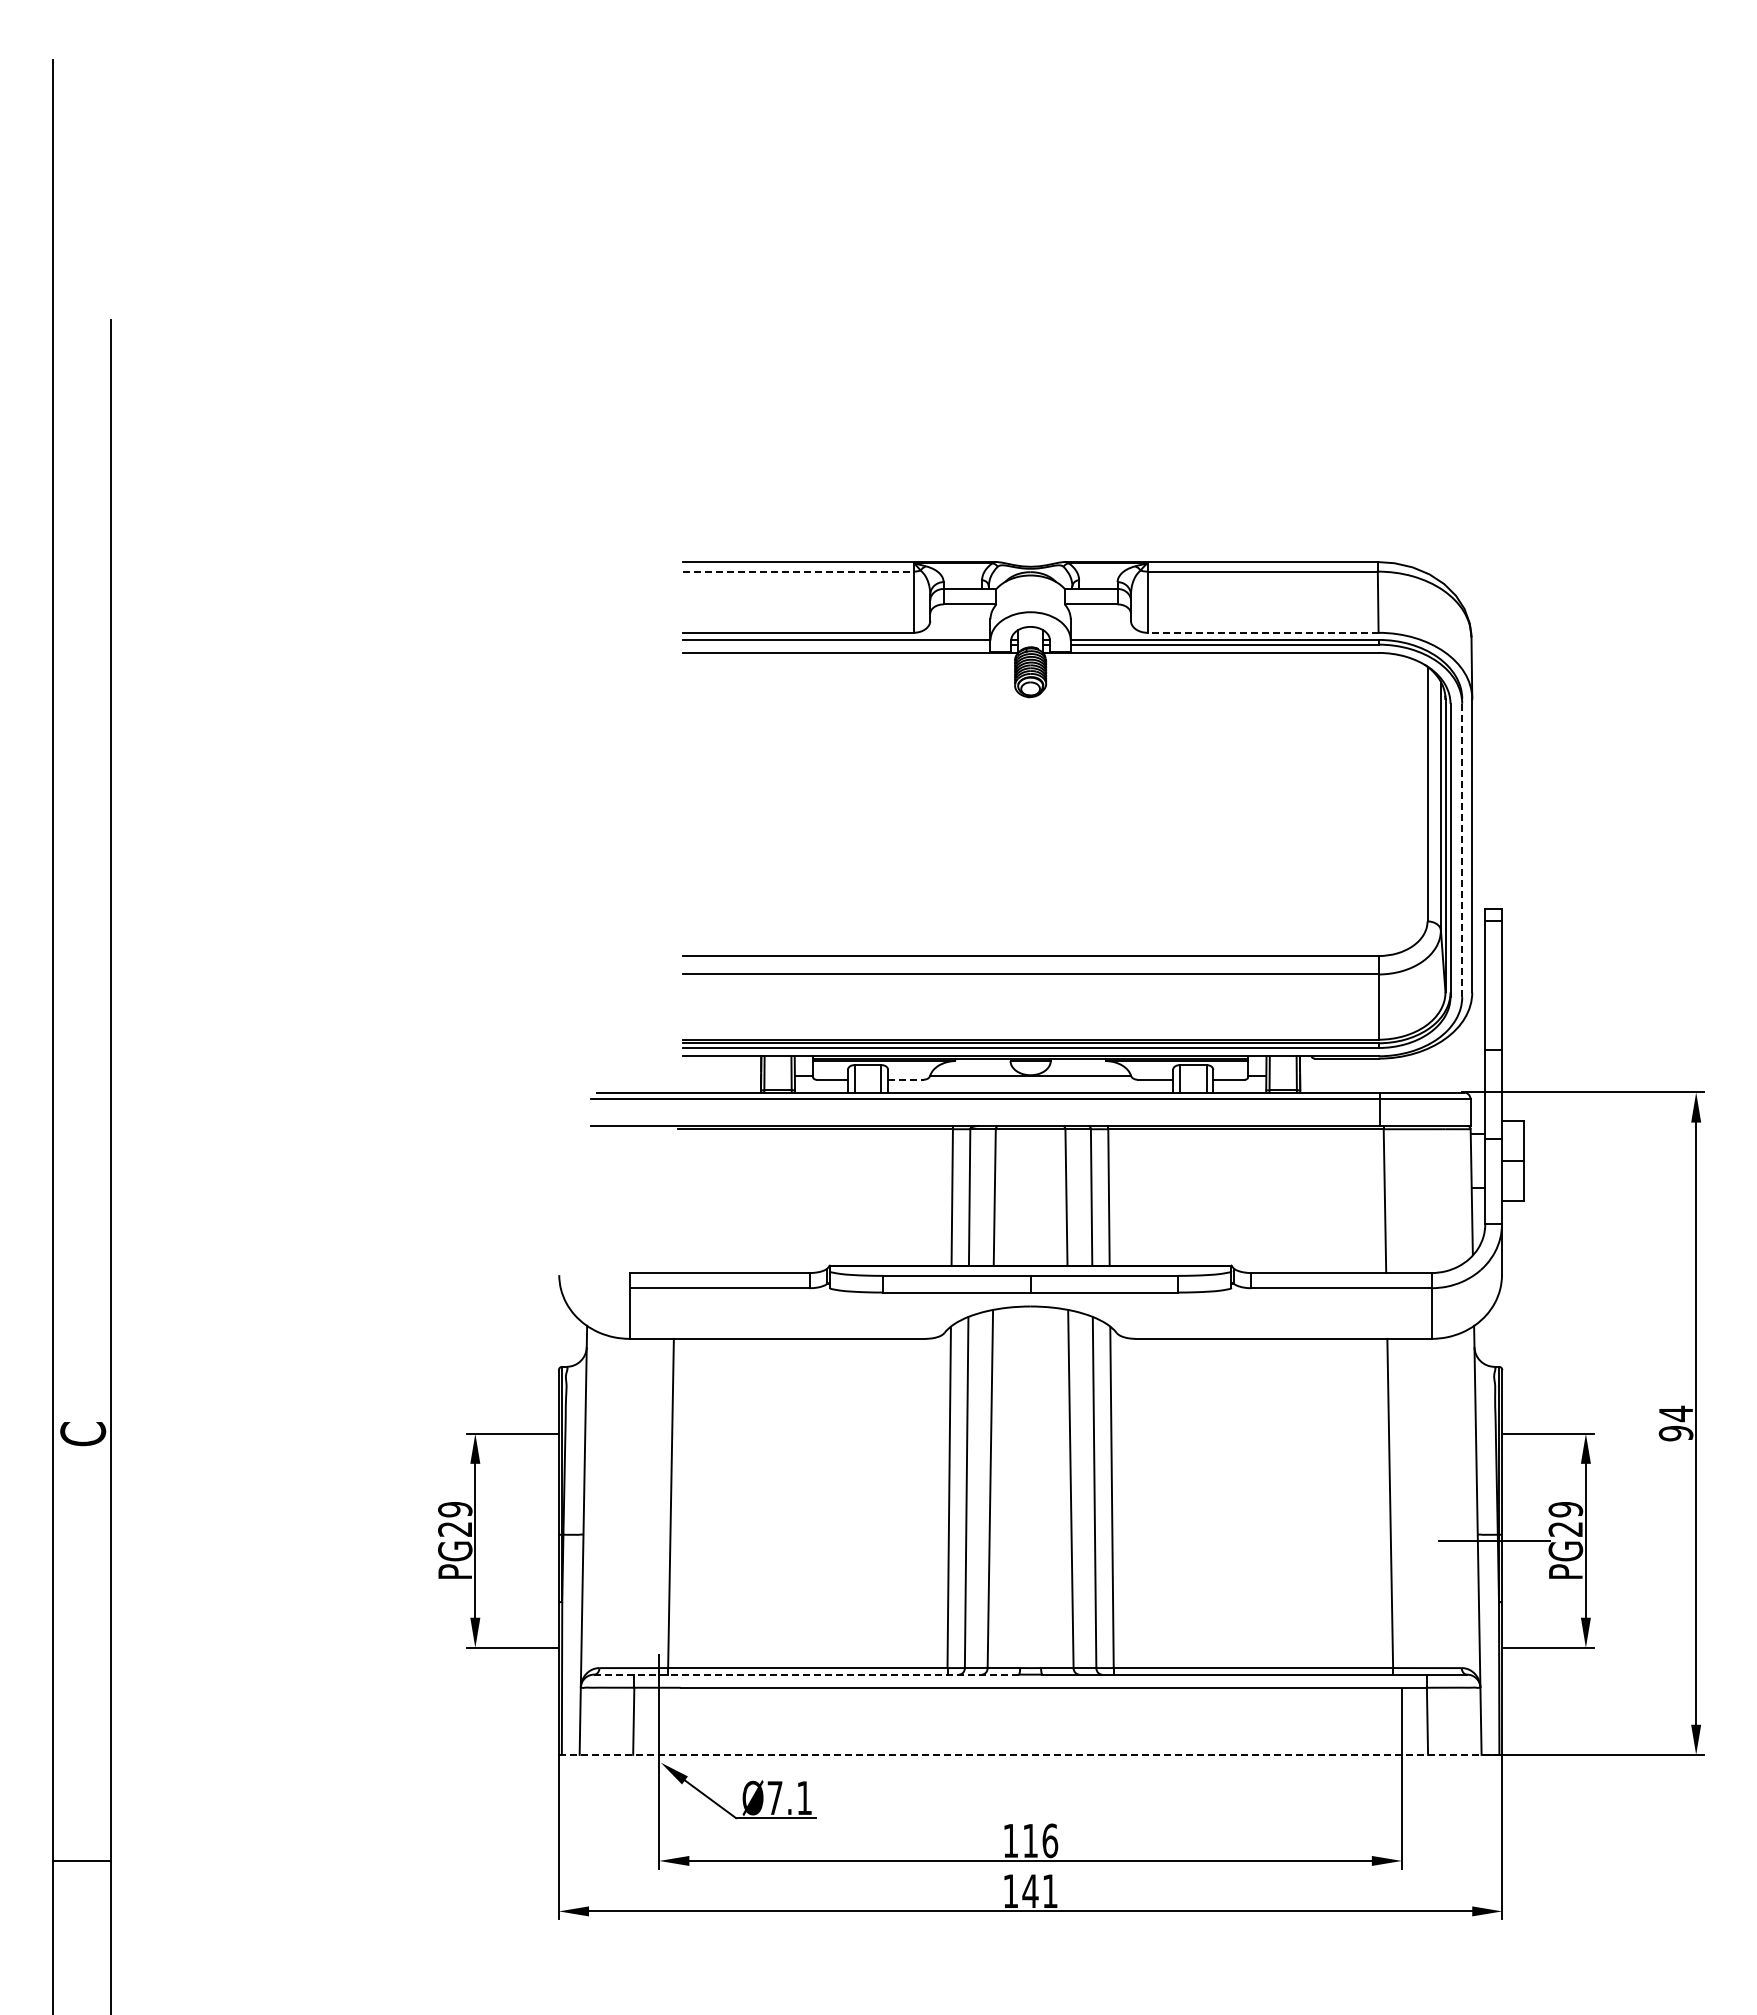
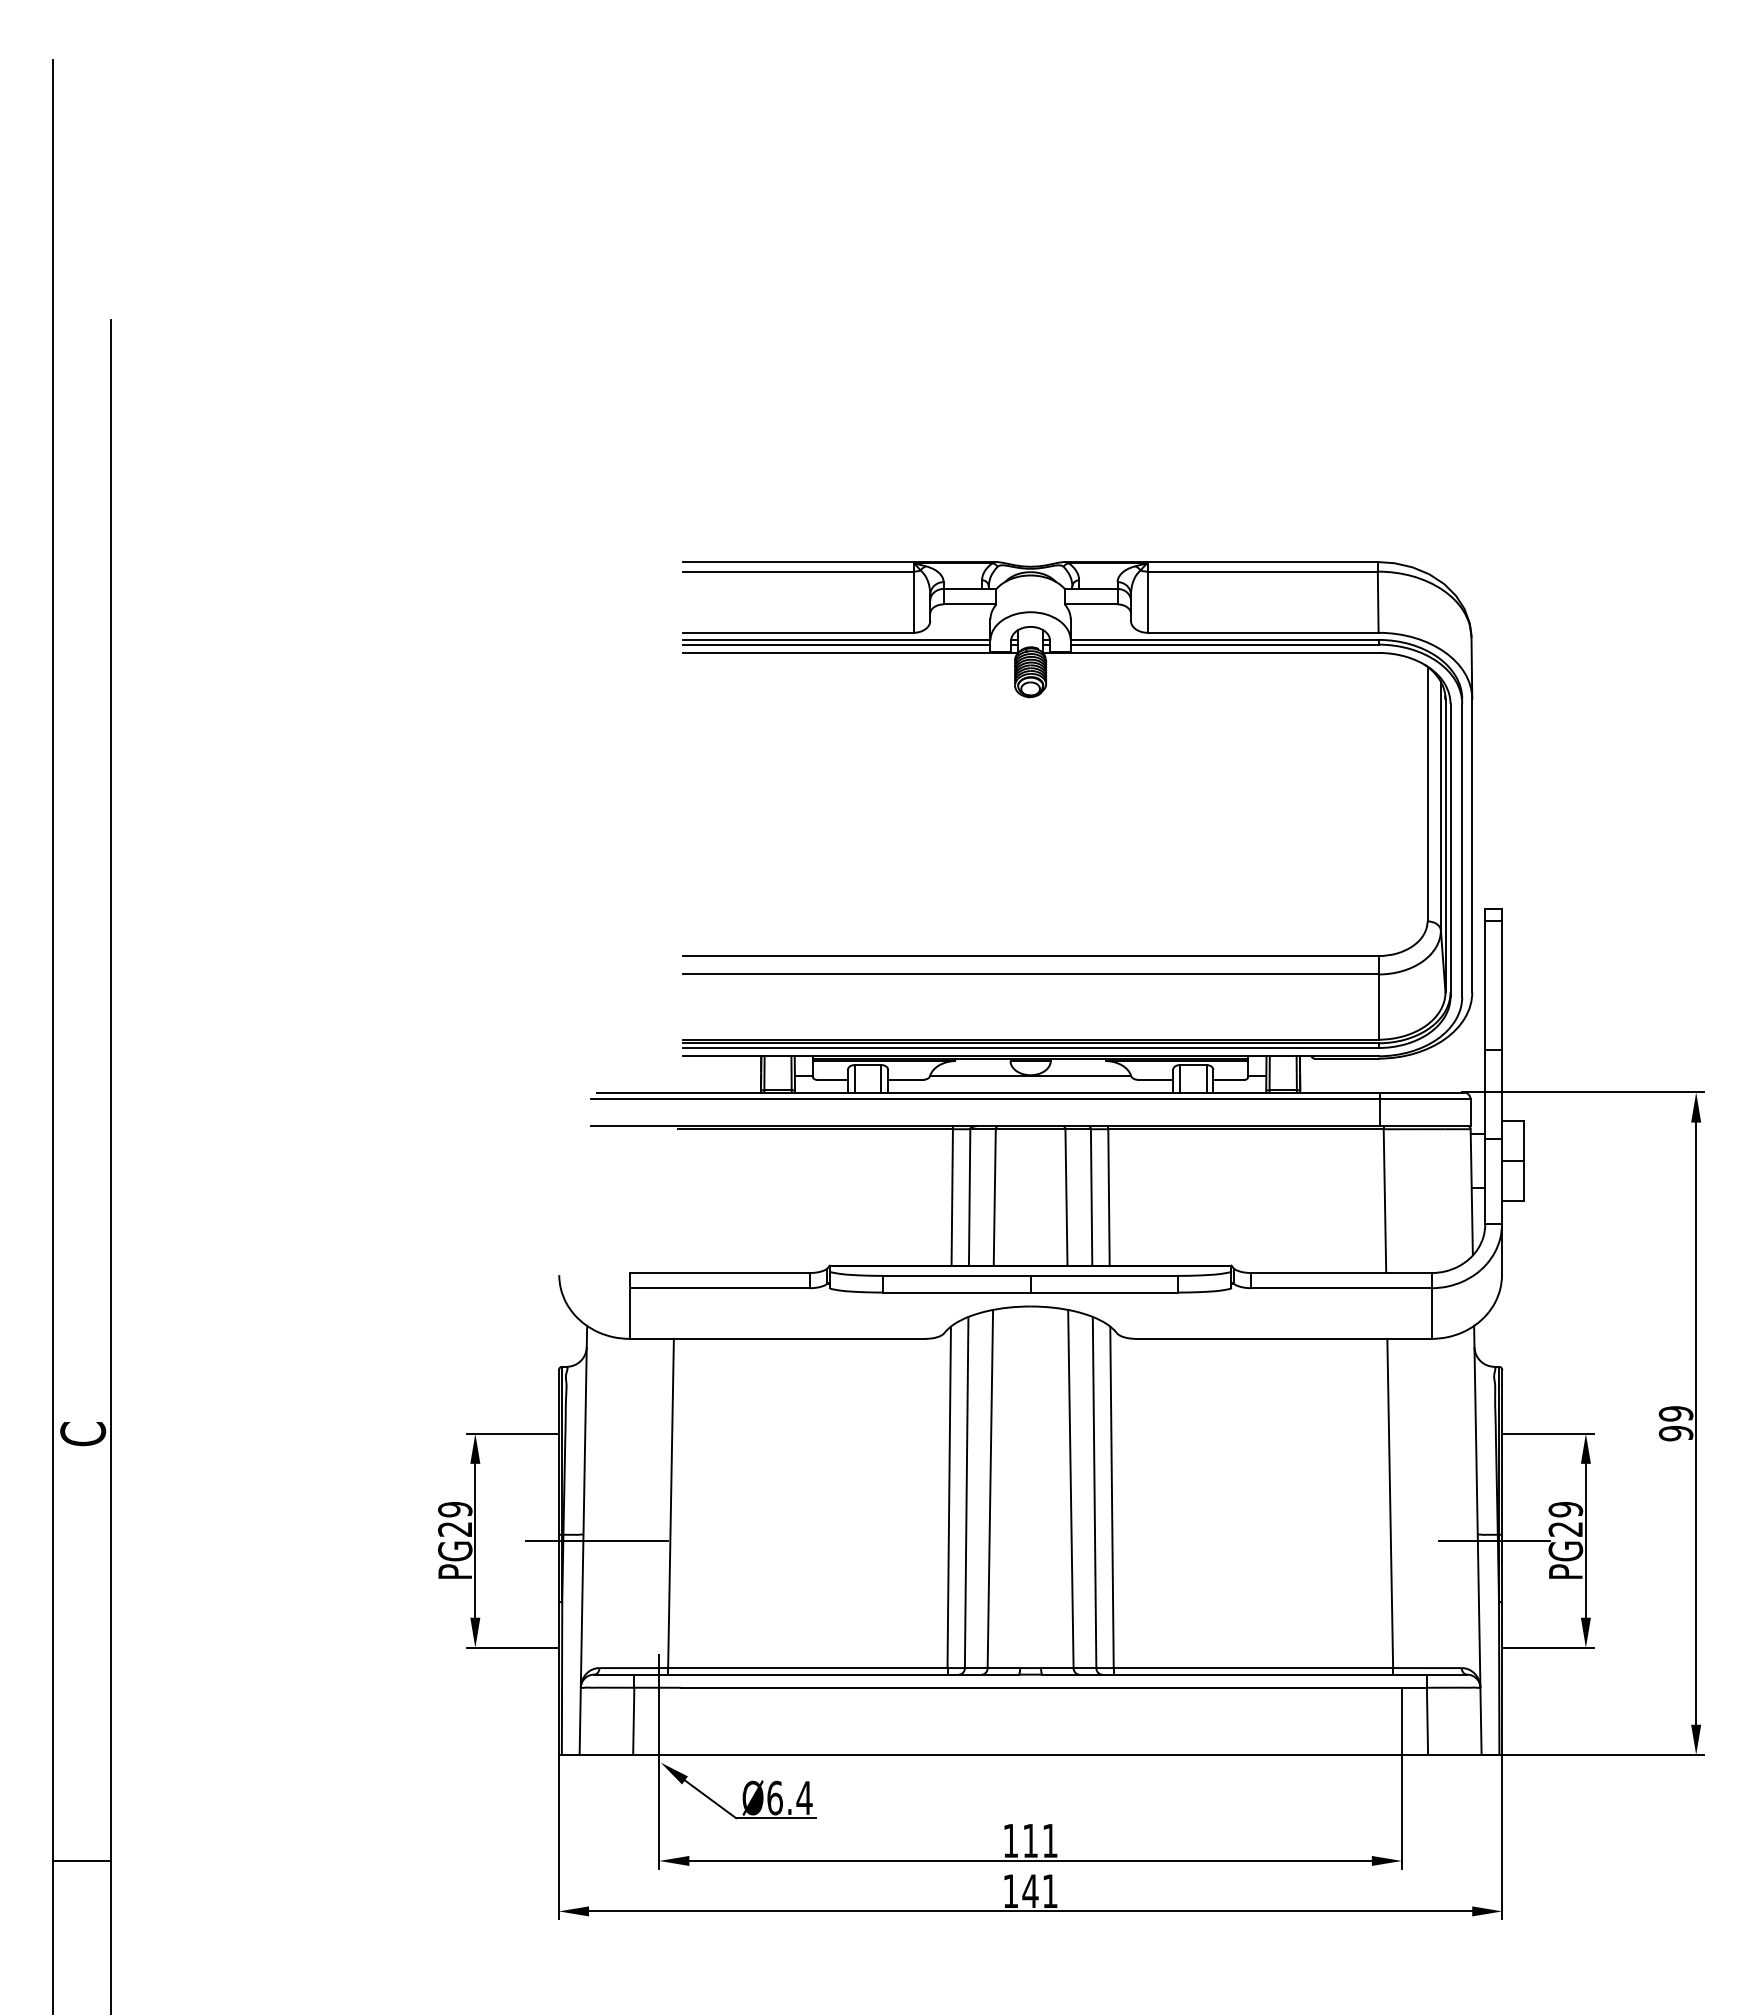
line: dashed -> solid (798, 571)
line: dashed -> solid (1262, 632)
line: none -> present (836, 644)
line: dashed -> solid (1462, 850)
line: dashed -> solid (905, 1079)
text: 94 -> 99 (1675, 1413)
line: none -> present (597, 1540)
line: dashed -> solid (806, 1674)
line: dashed -> solid (1030, 1754)
text: Ø7.1 -> Ø6.4 (789, 1797)
text: 116 -> 111 (1050, 1840)
